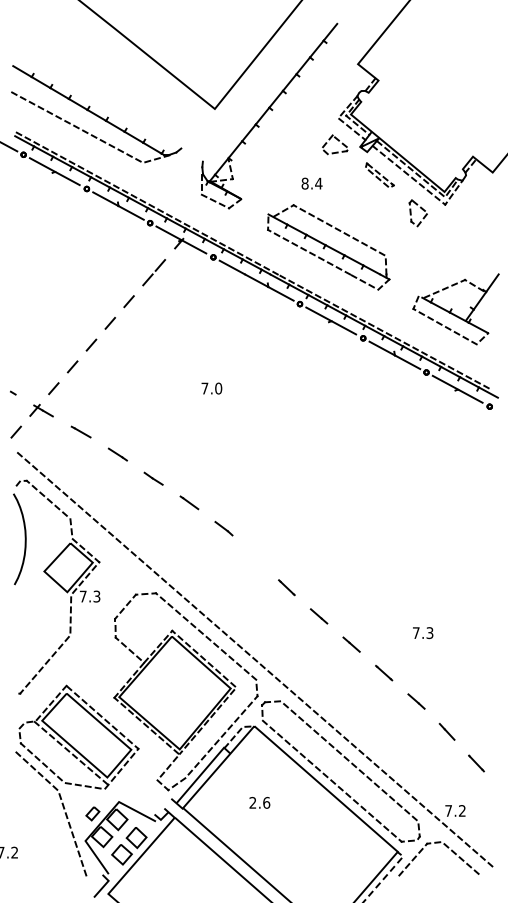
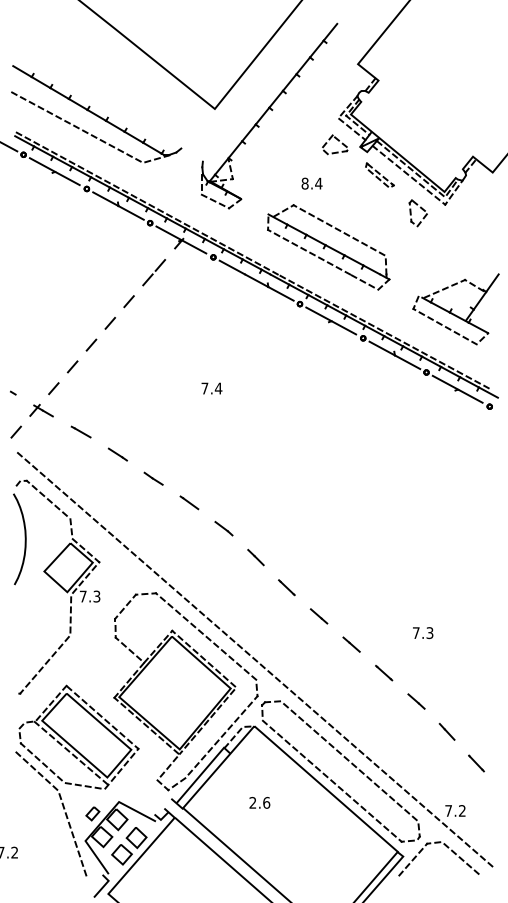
text: 7.0 -> 7.4 (218, 388)
line: none -> present (255, 557)
line: dashed -> solid (386, 876)
